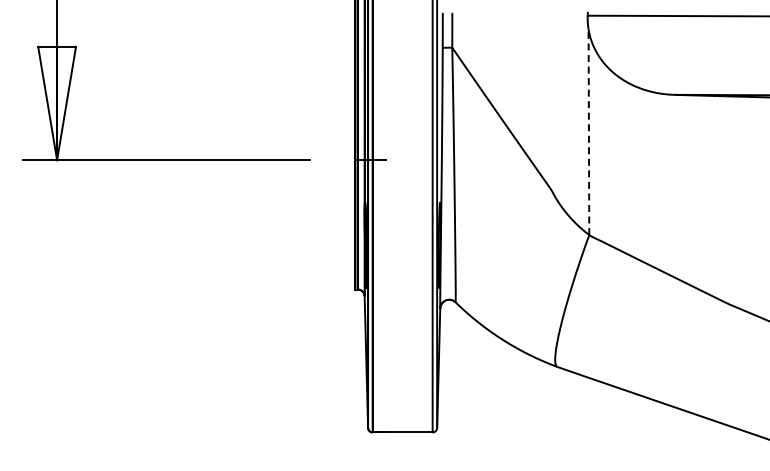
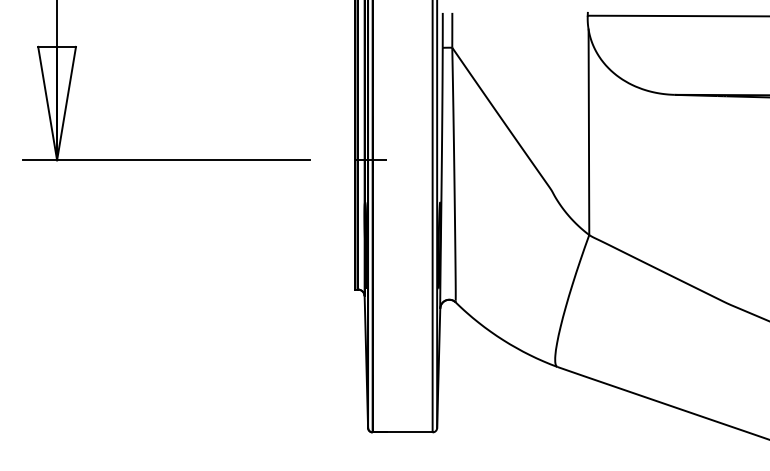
line: dashed -> solid (588, 132)
